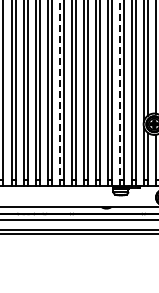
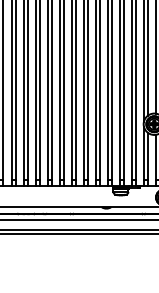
line: dashed -> solid (59, 92)
line: dashed -> solid (119, 92)
